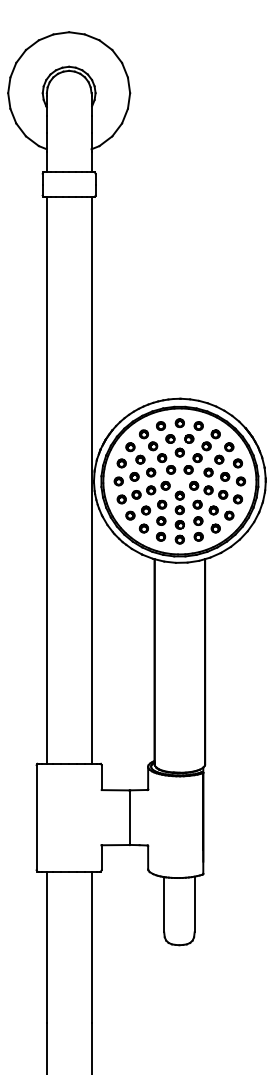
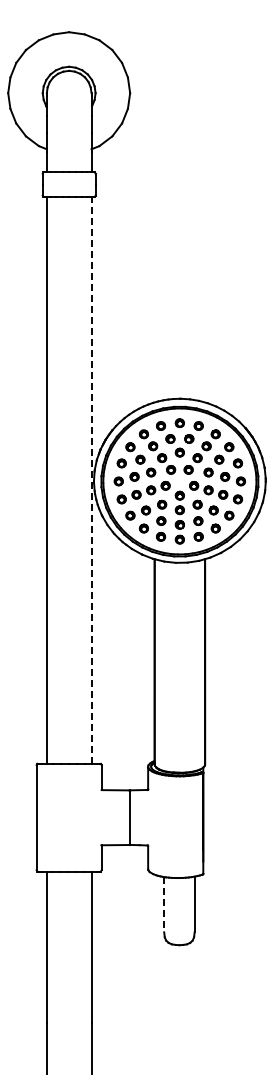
line: solid -> dashed (91, 479)
line: solid -> dashed (164, 904)
